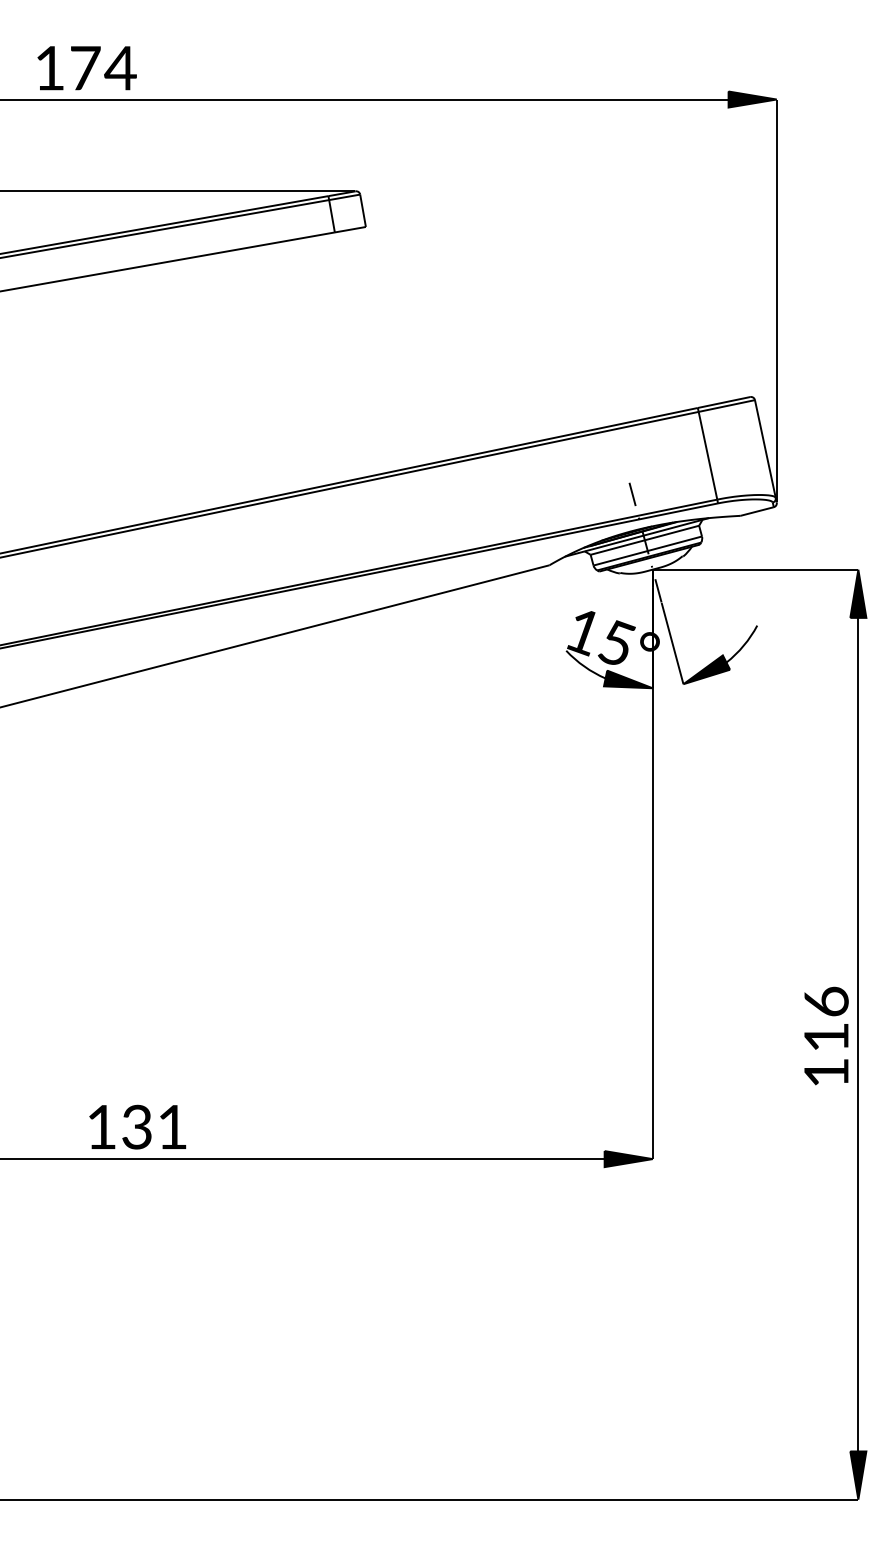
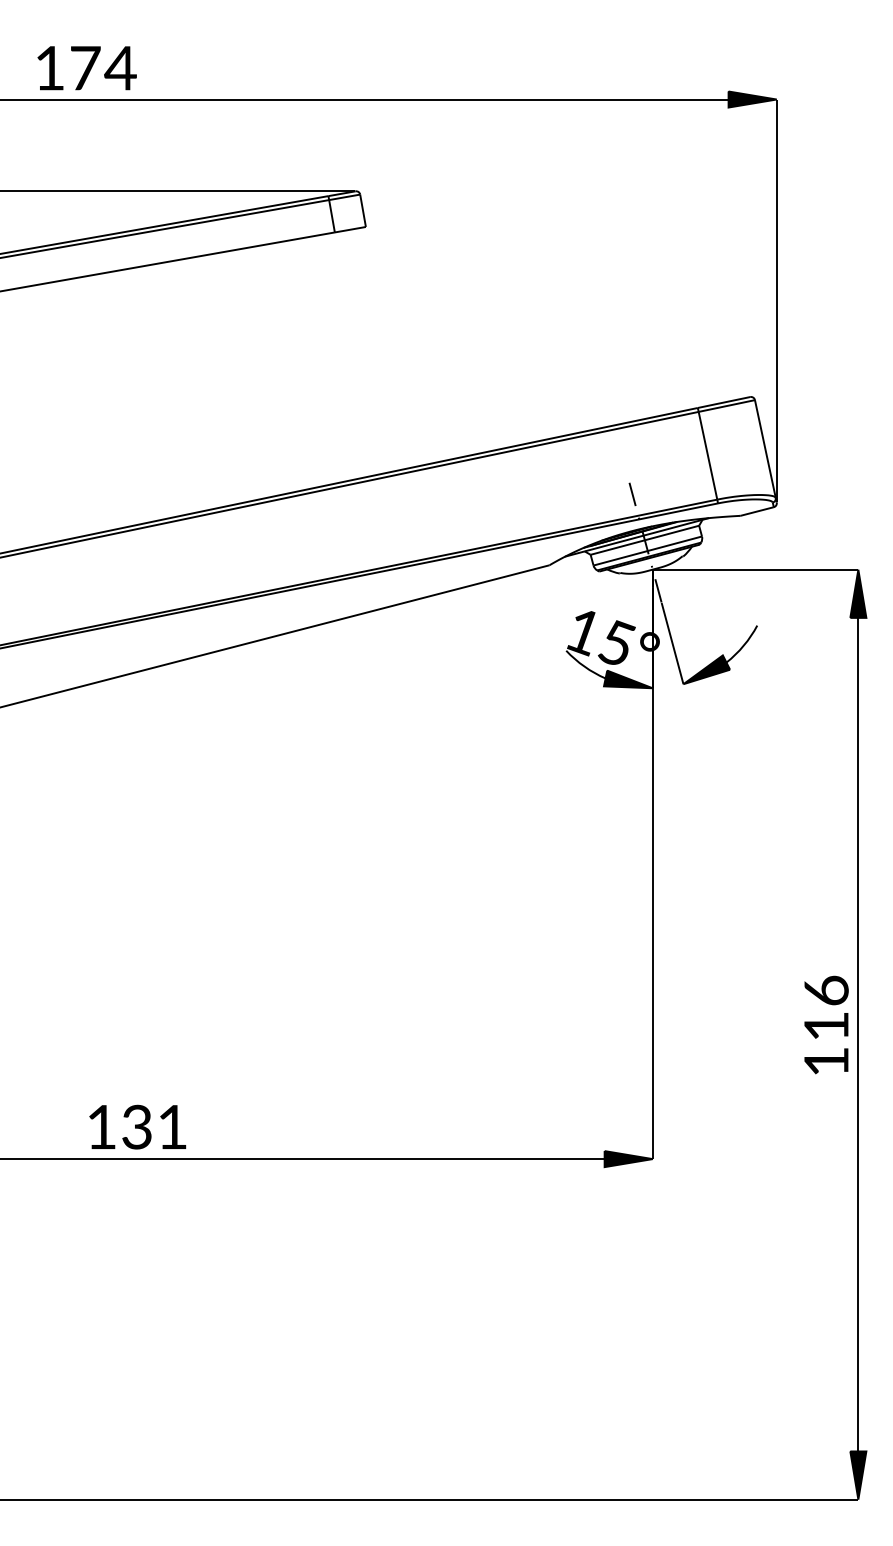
text position: (826, 1035) -> (826, 1024) (826, 1024)
